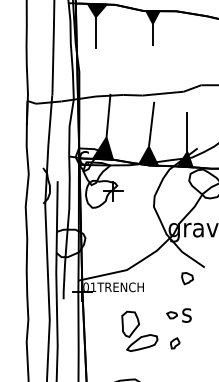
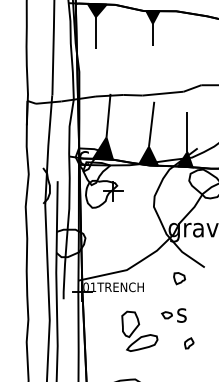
part position: (187, 278) -> (179, 278) (179, 278)
part position: (178, 315) -> (173, 315) (173, 315)
part position: (175, 343) -> (189, 343) (189, 343)
